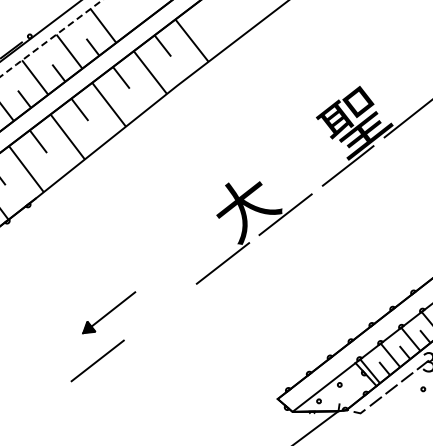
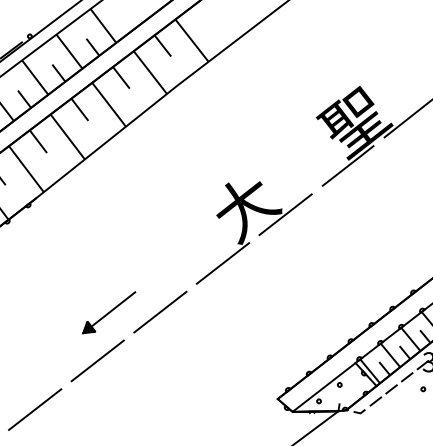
line: dashed -> solid (50, 38)
line: none -> present (160, 311)
line: none -> present (35, 409)
